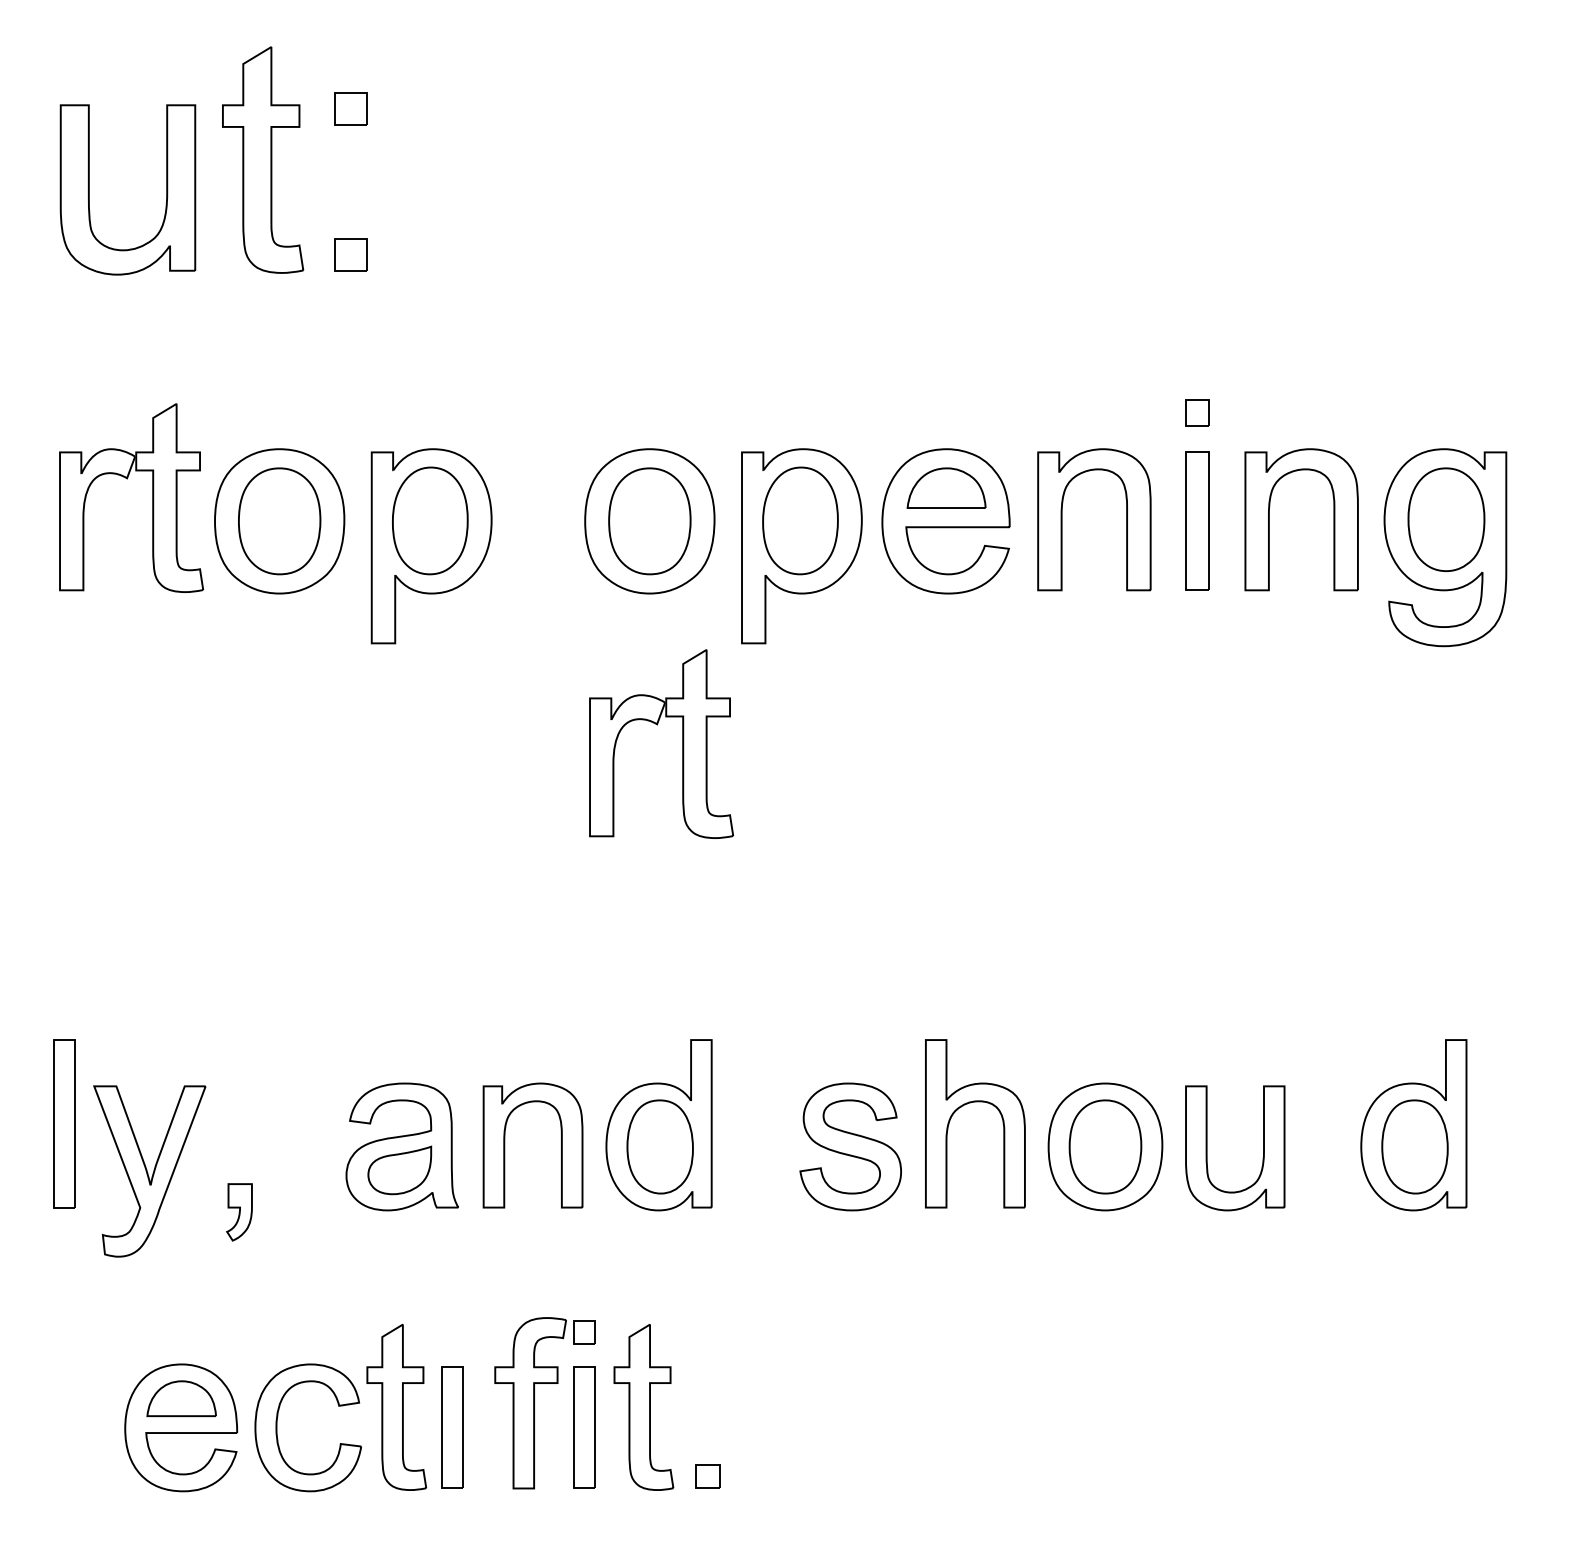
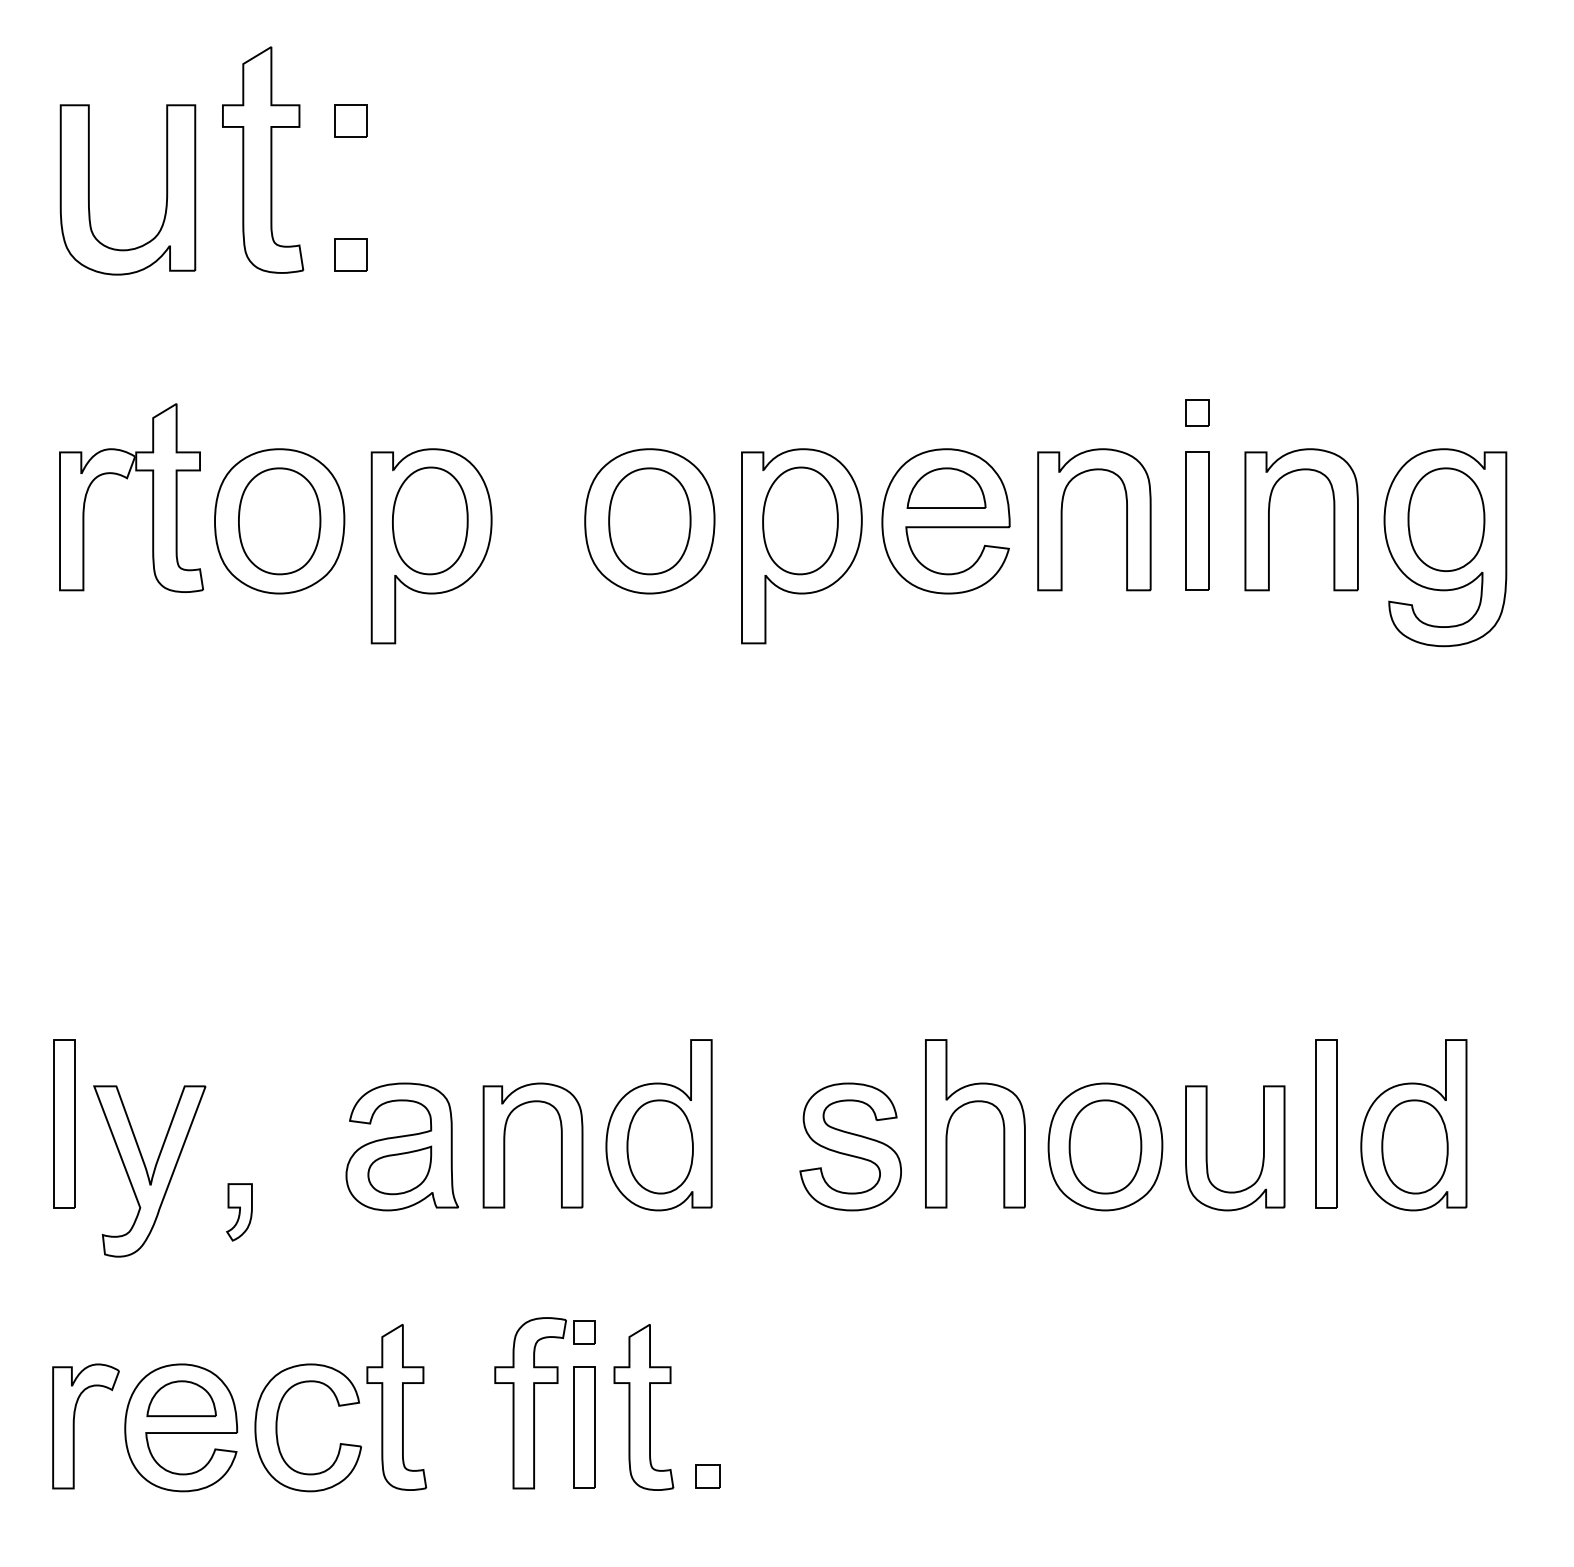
part position: (350, 108) -> (350, 120) (350, 120)
part: present -> none (657, 725)
part: none -> present (1326, 1123)
part: none -> present (74, 1426)
part: present -> none (452, 1427)
